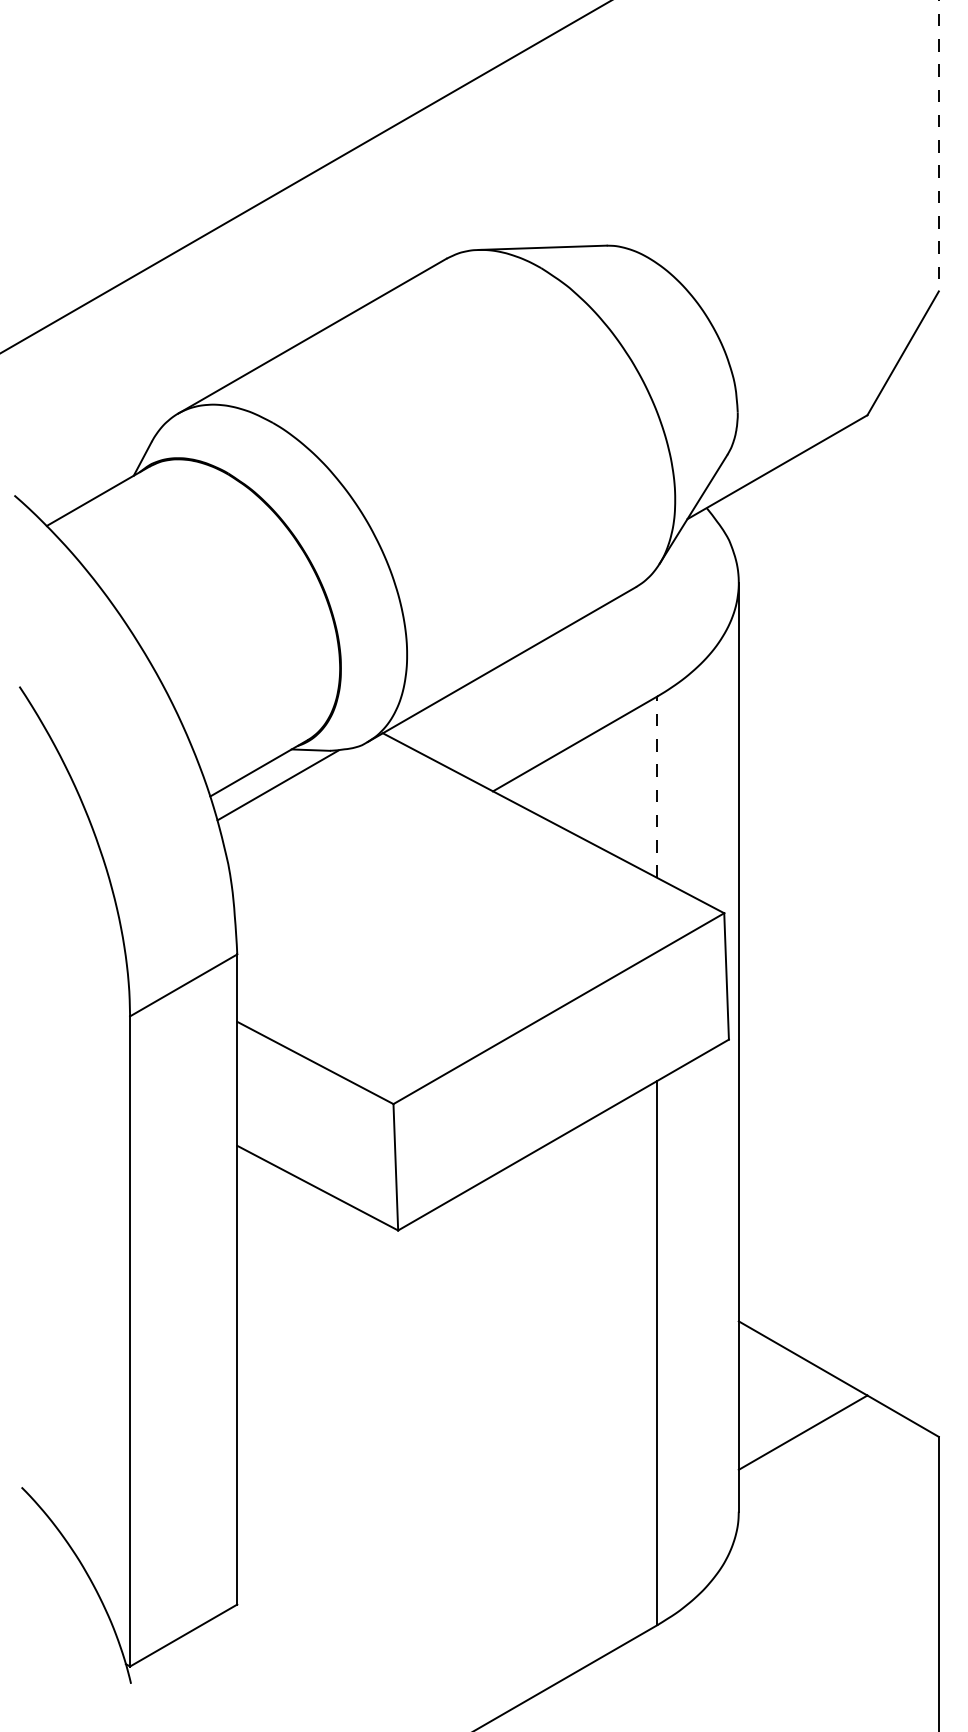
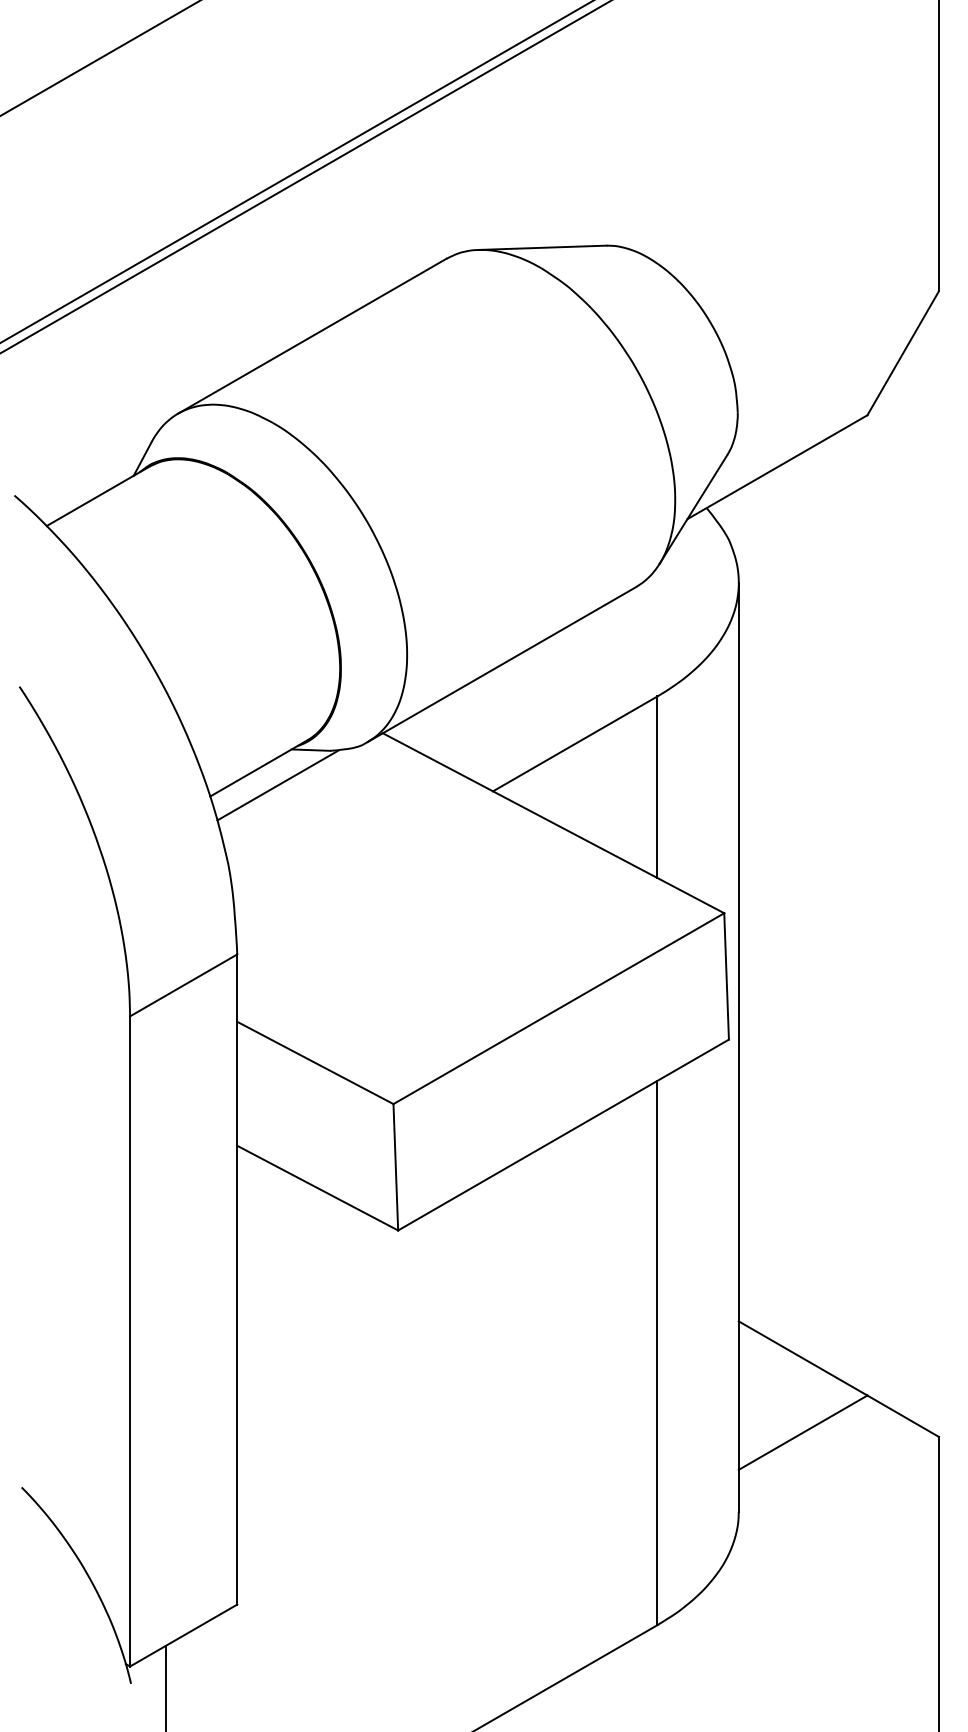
line: none -> present (99, 58)
line: dashed -> solid (938, 146)
line: none -> present (296, 172)
line: dashed -> solid (657, 787)
line: none -> present (165, 1686)
